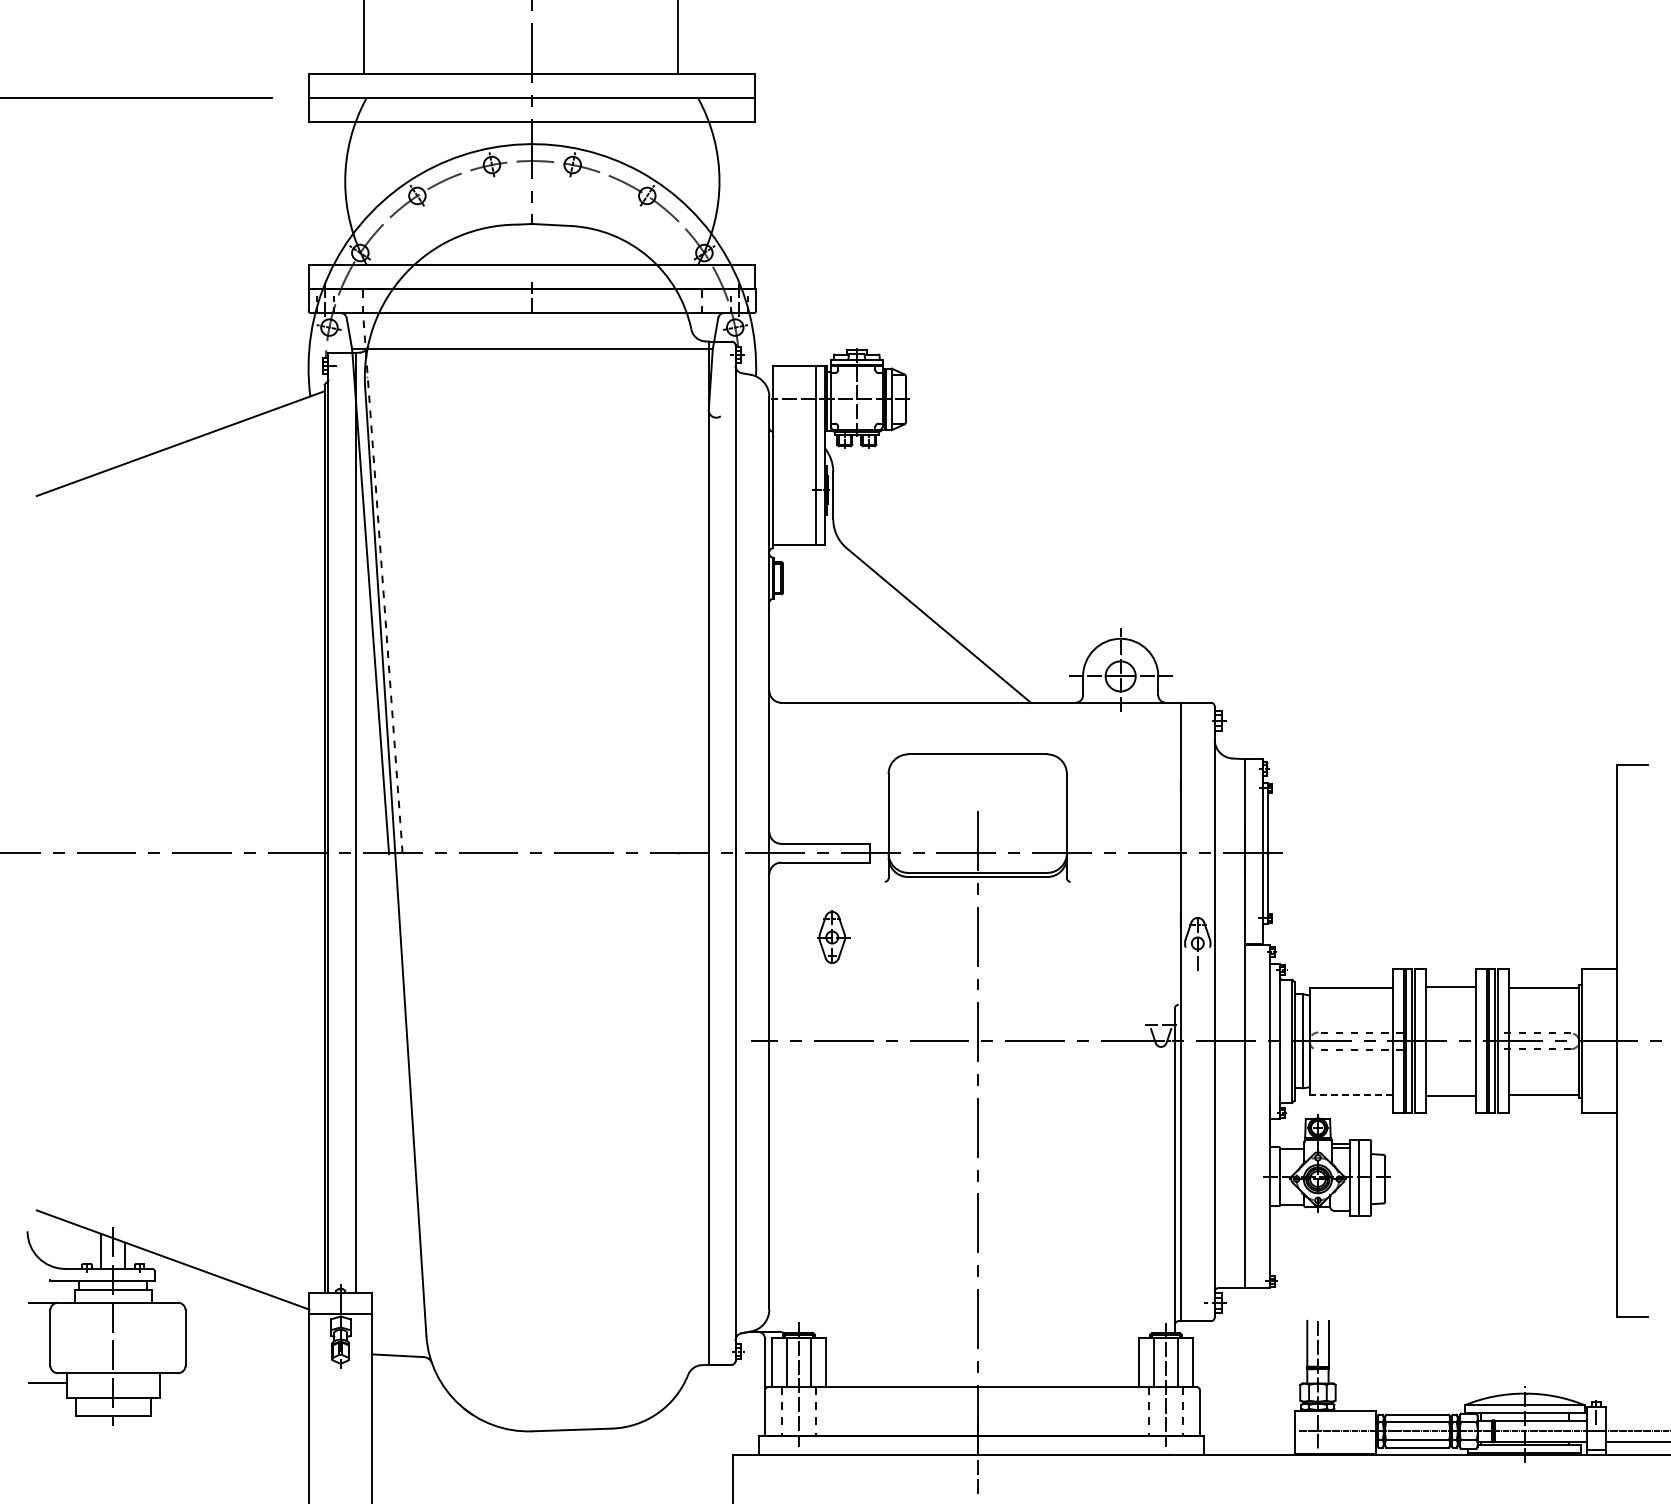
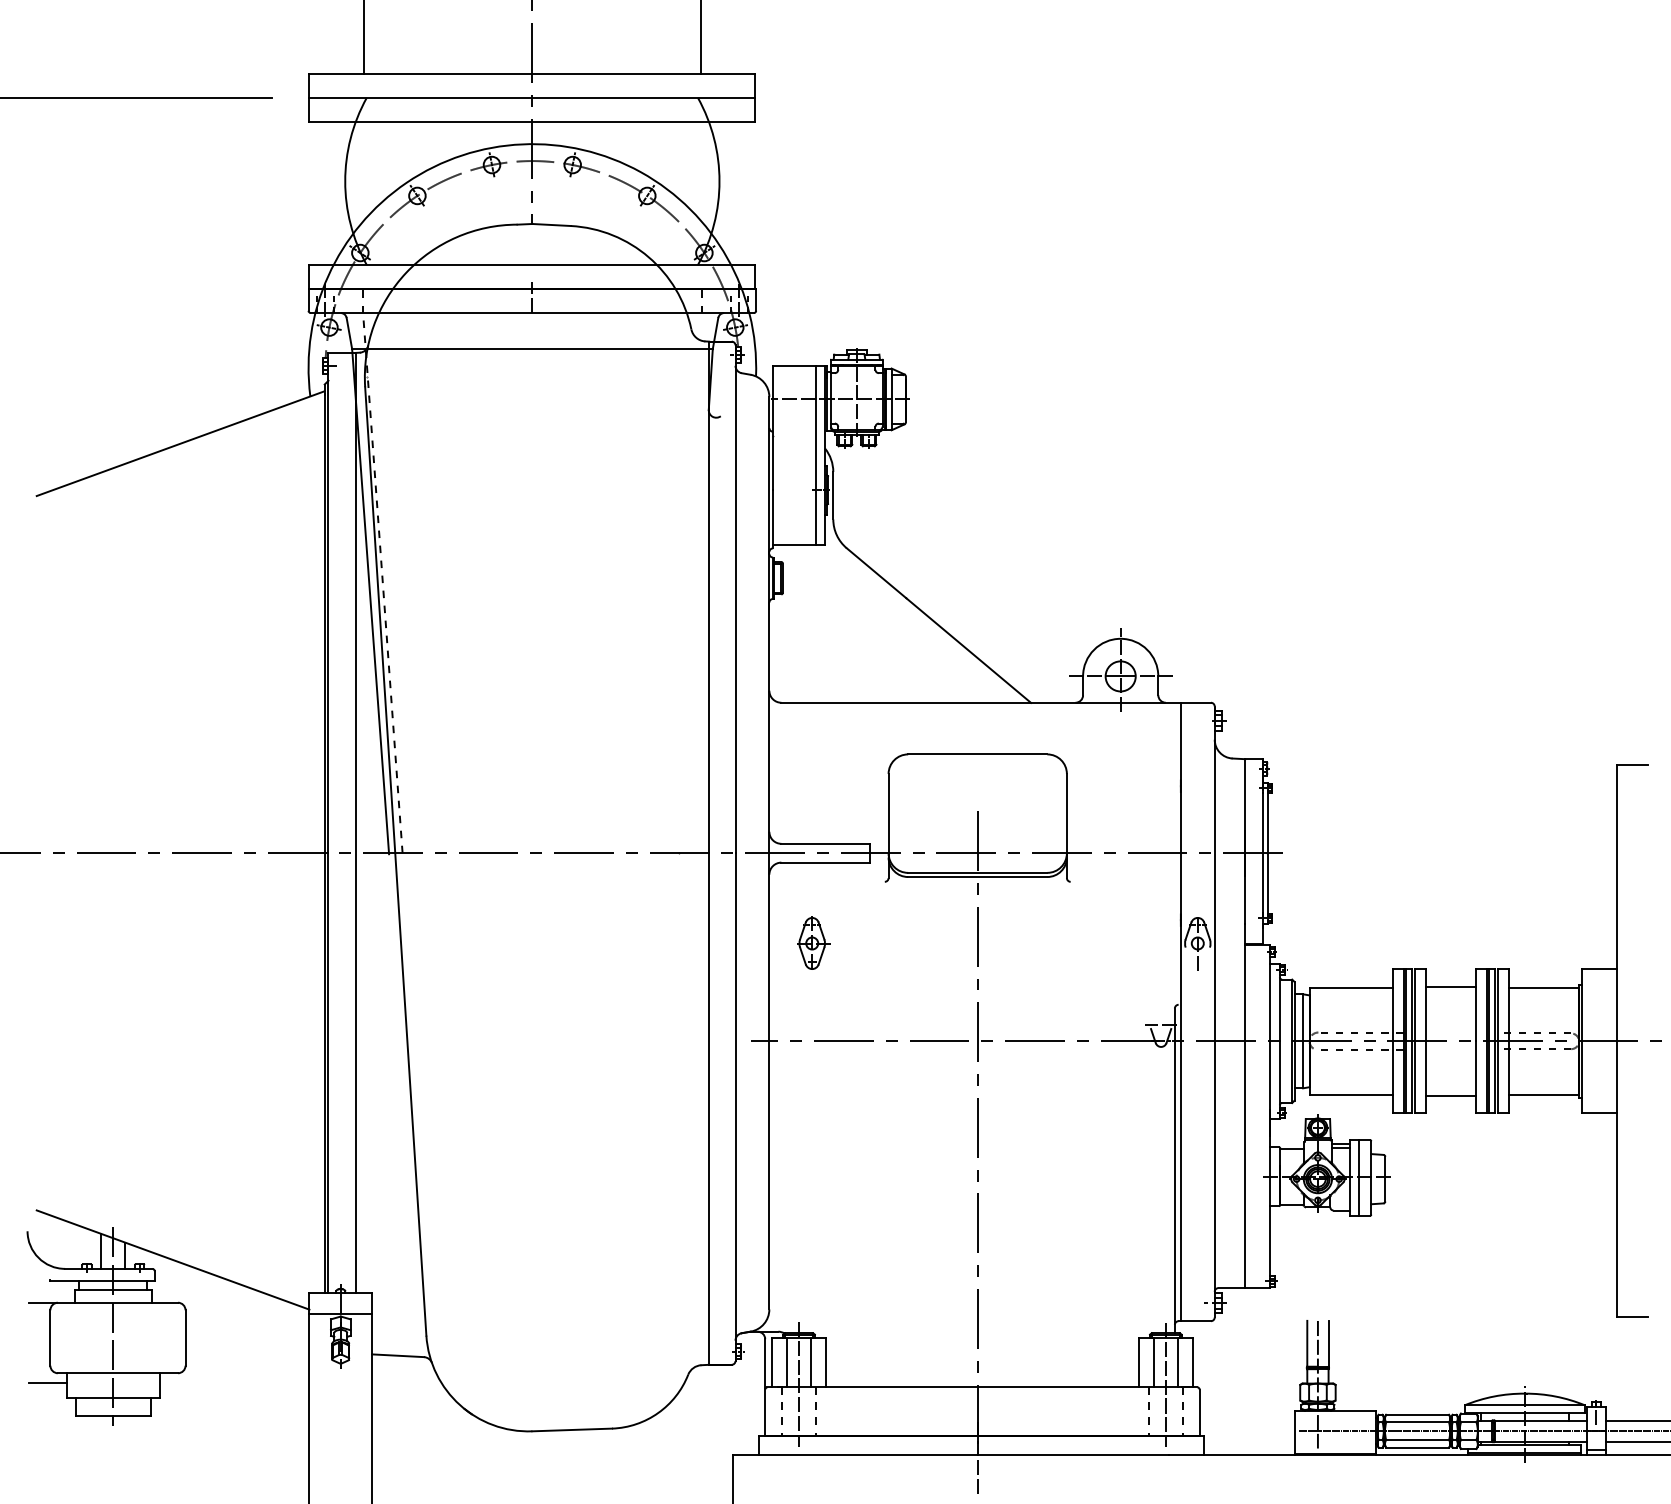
line position: (677, 37) -> (700, 37) (700, 37)
part position: (833, 936) -> (813, 942) (813, 942)
line: dashed -> solid (1351, 1094)
line: none -> present (1636, 1420)
